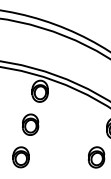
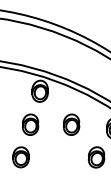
part: none -> present (71, 124)
